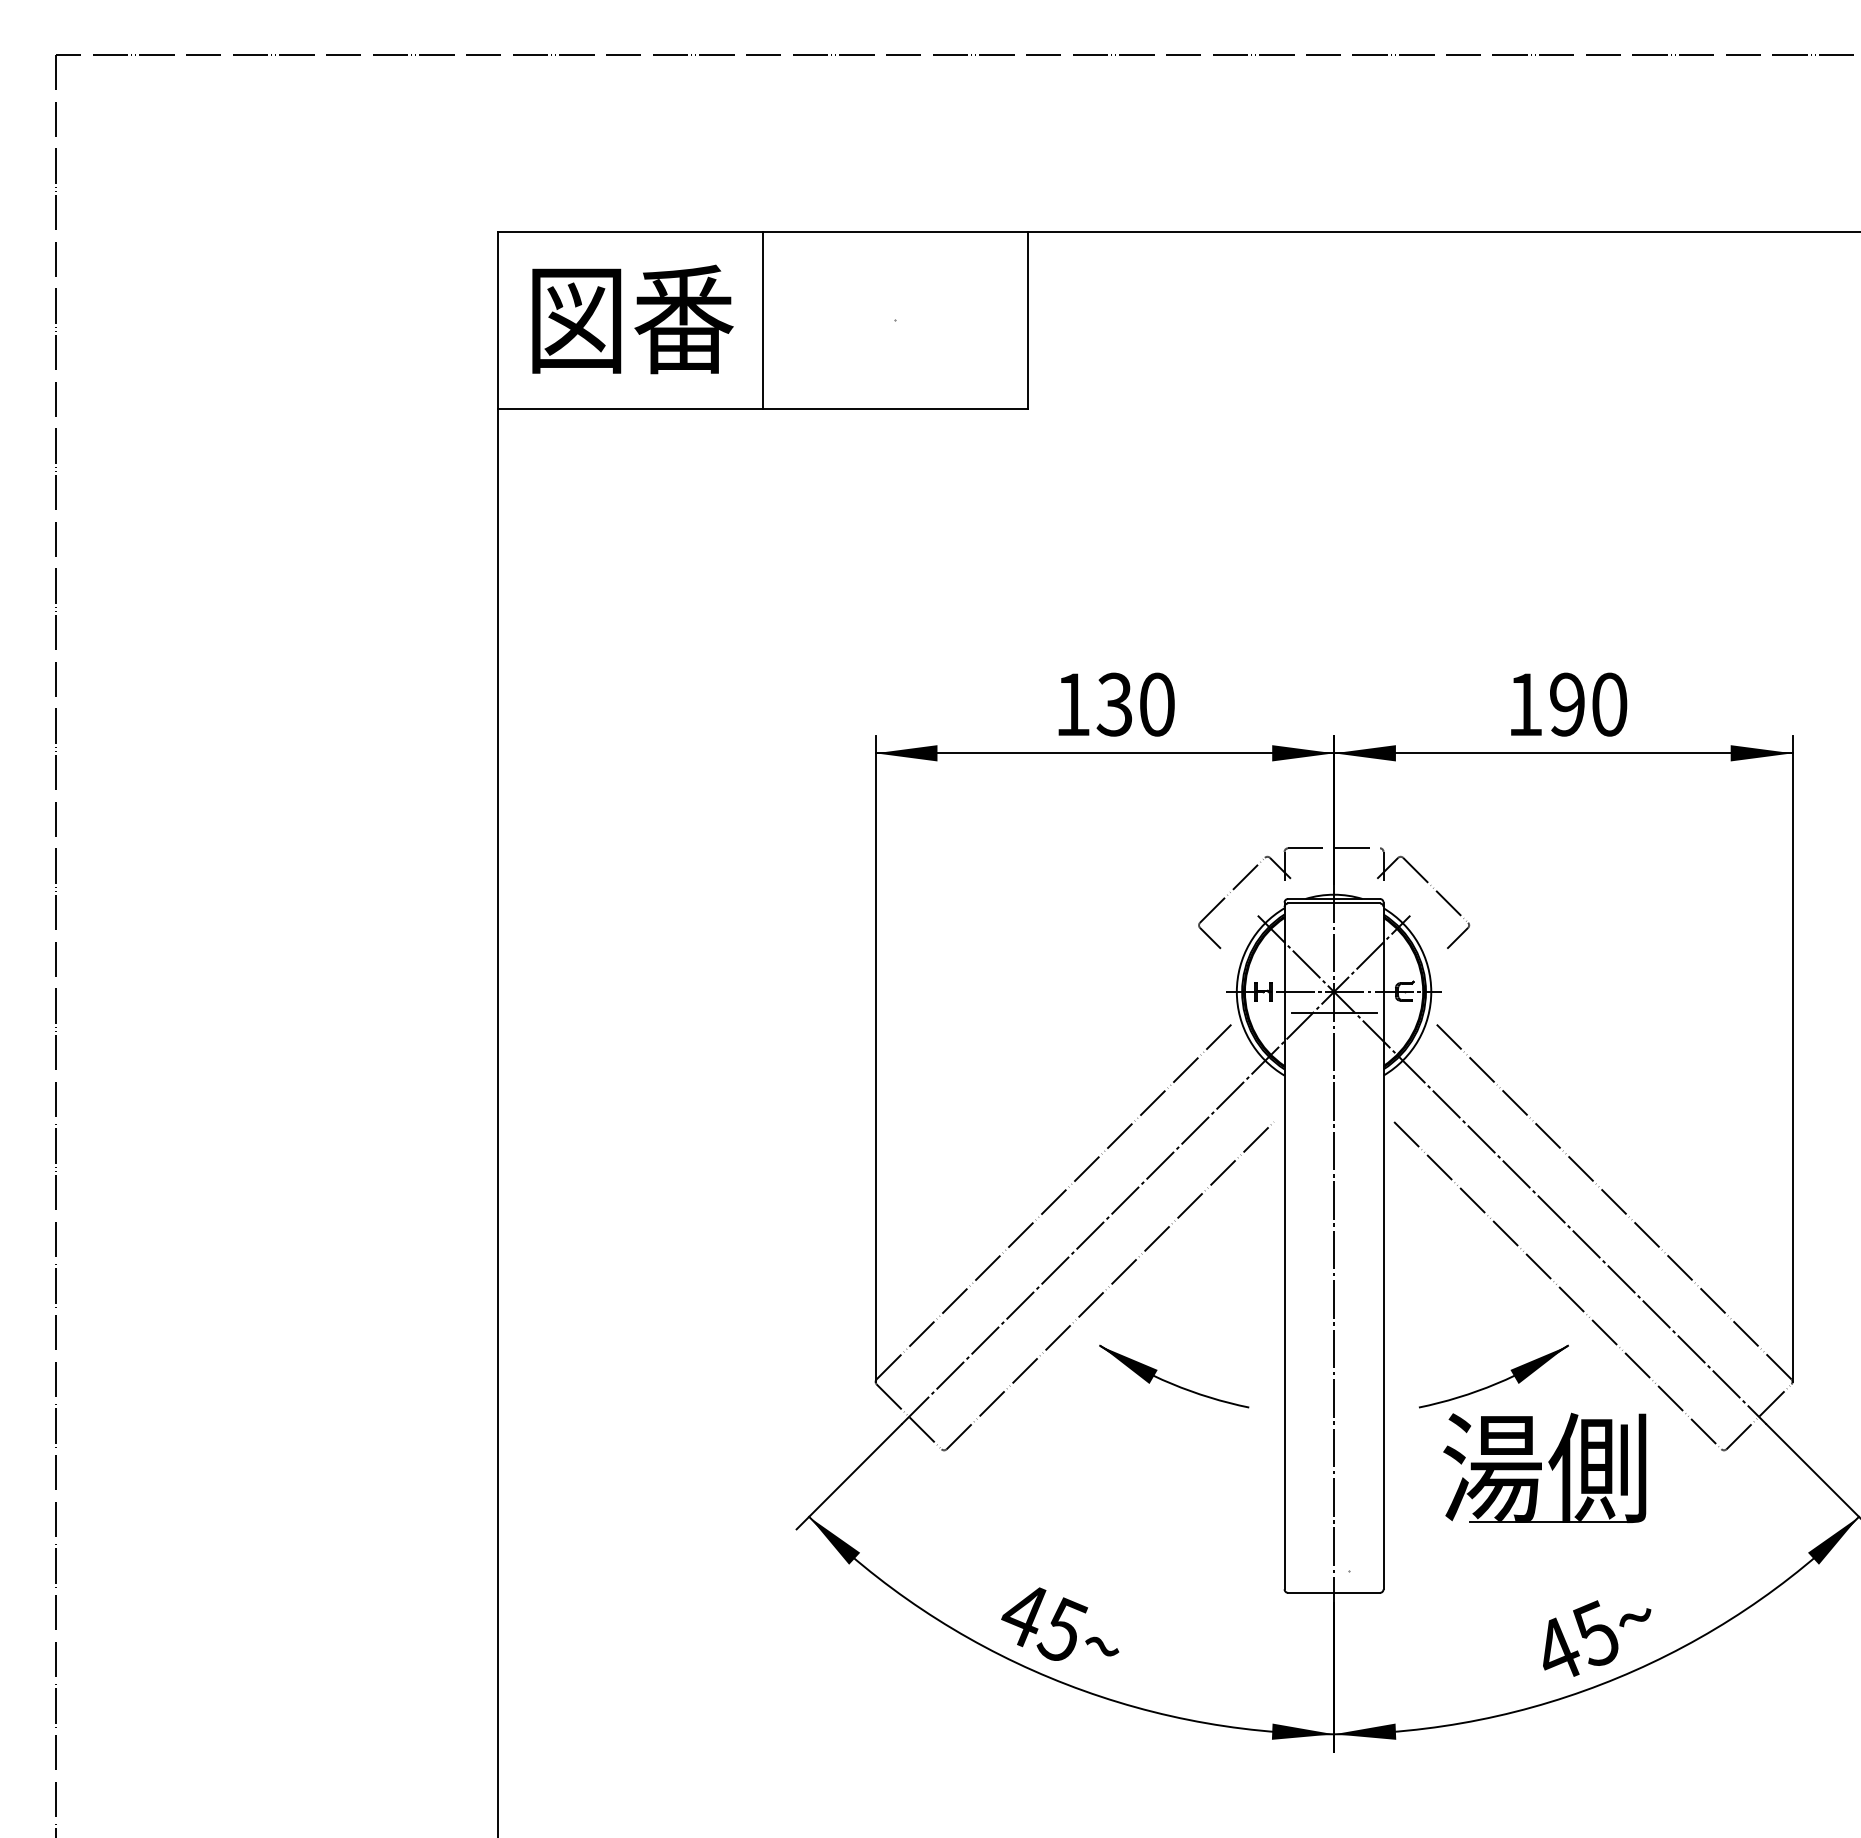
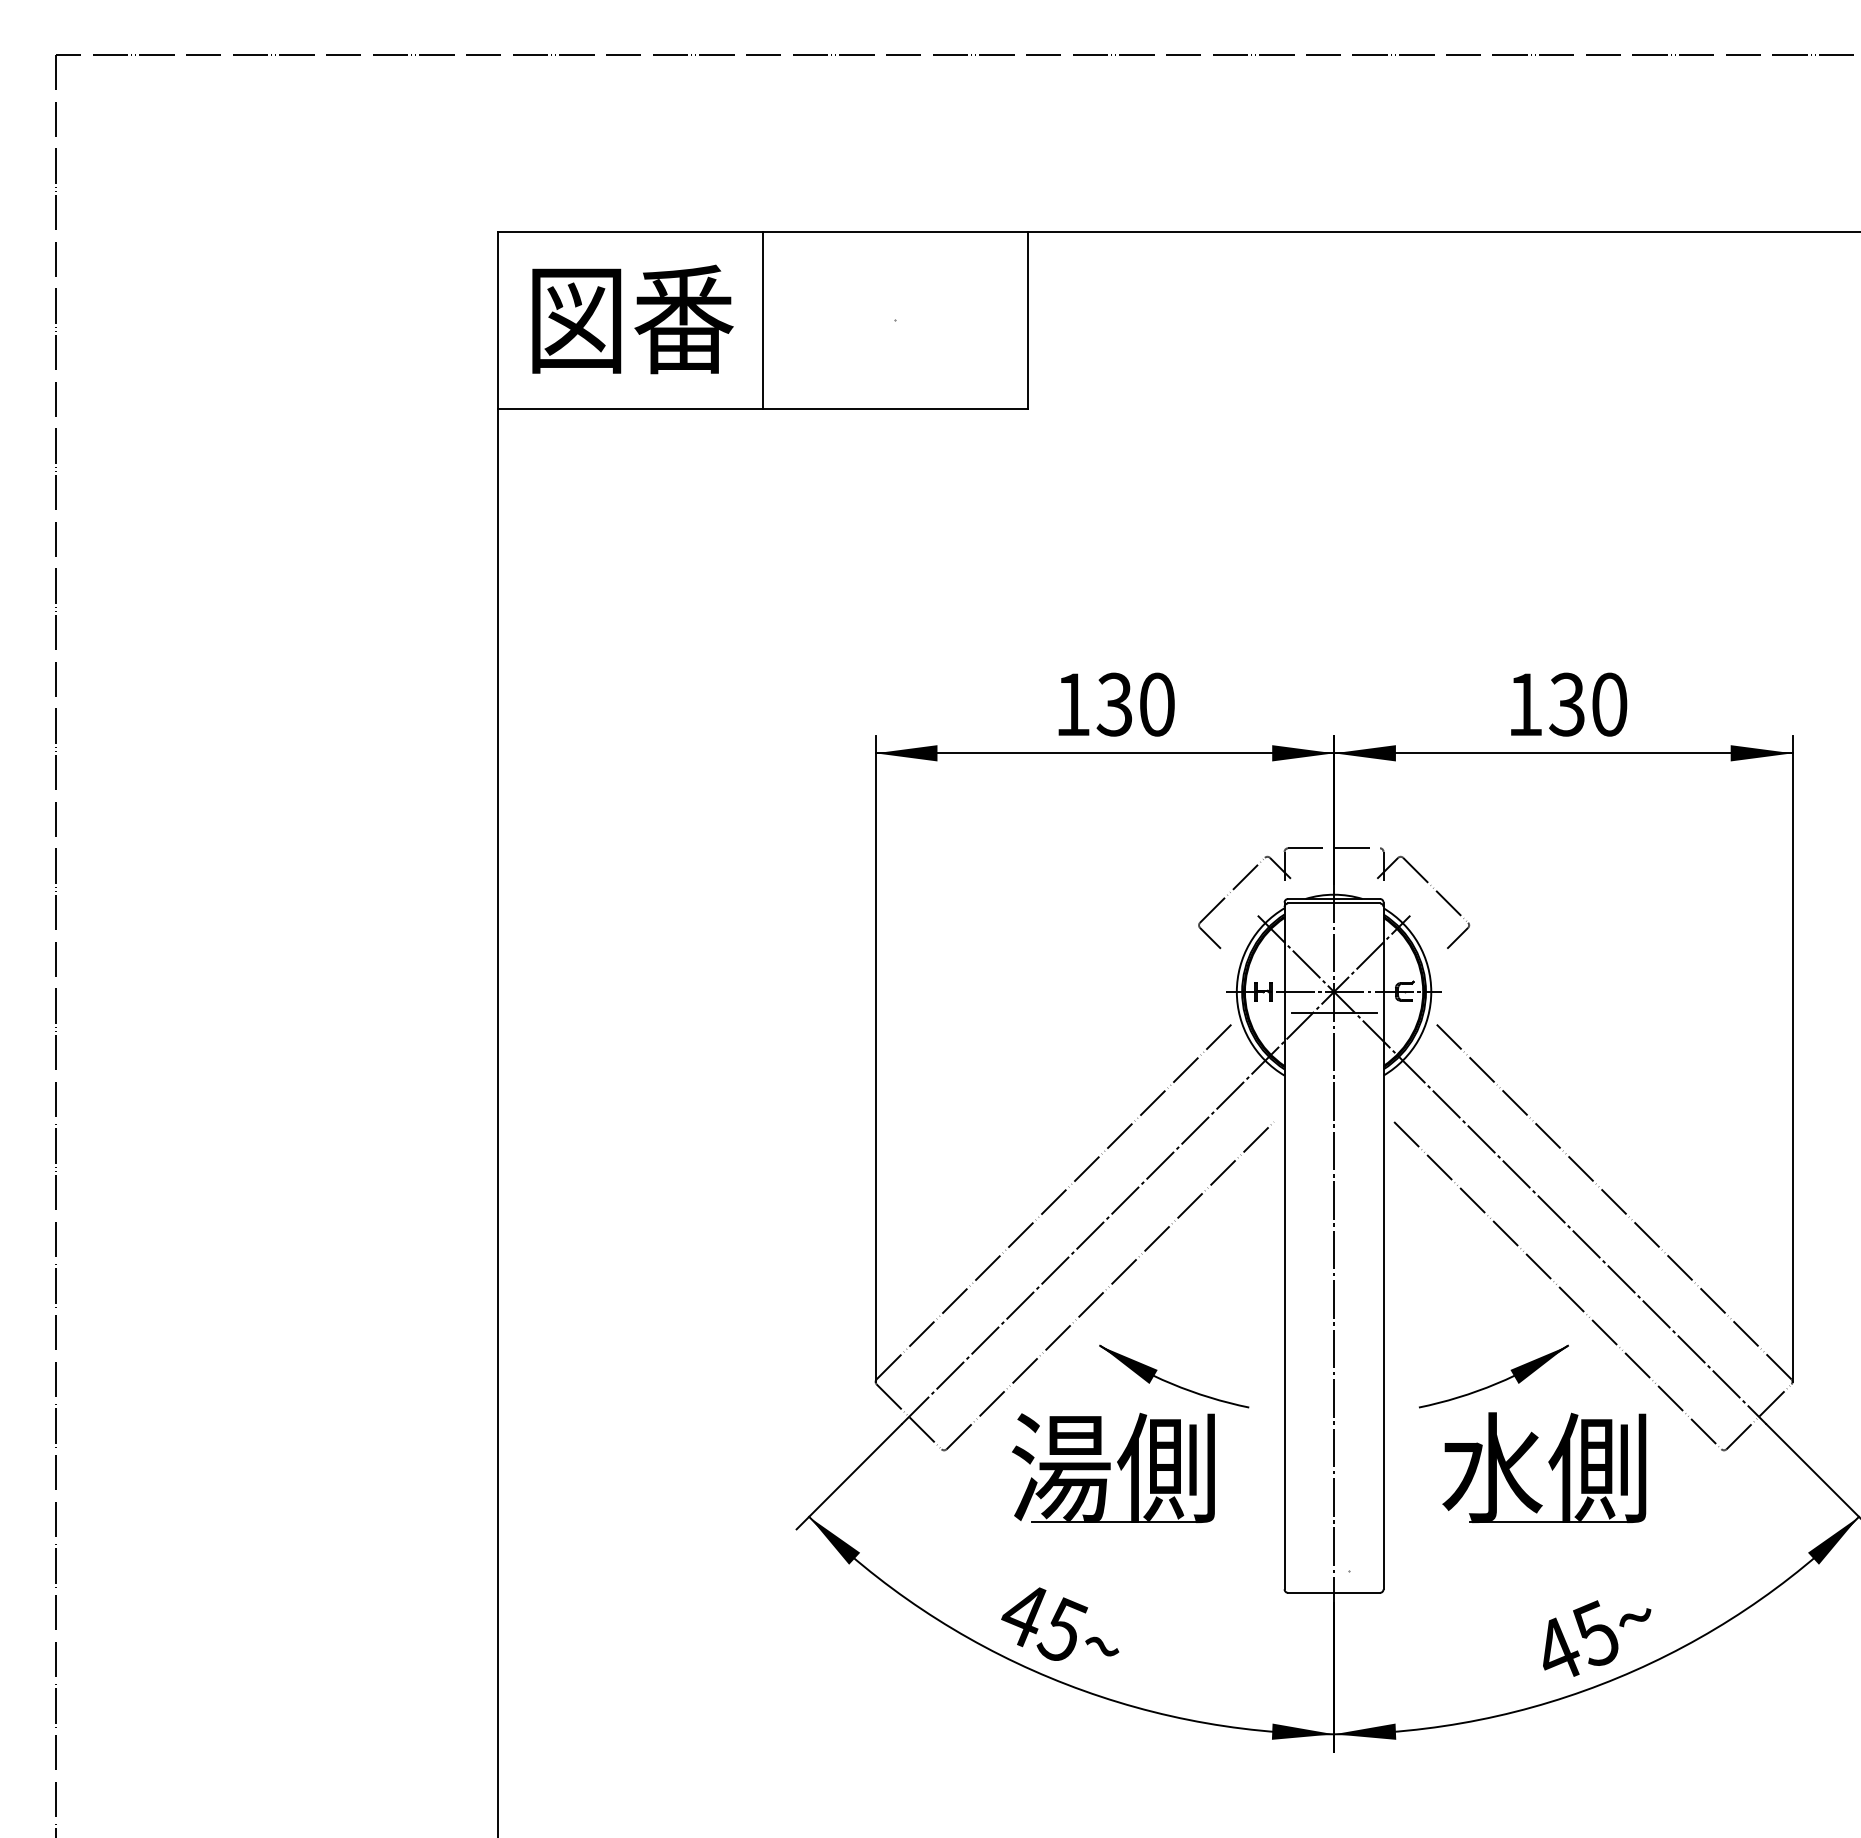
text: 190 -> 130 (1566, 704)
part: none -> present (1113, 1467)
text: 湯側 -> 水側 (1492, 1467)
